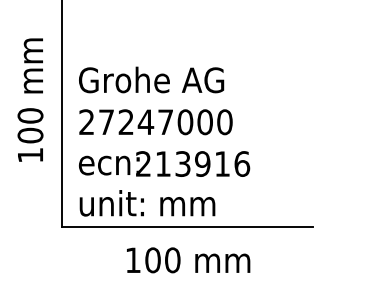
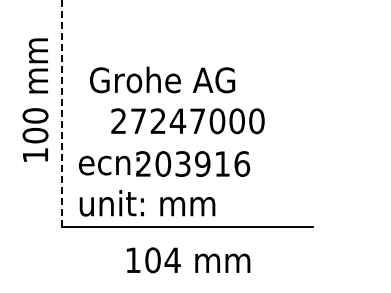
text position: (151, 79) -> (162, 79) (162, 79)
text position: (30, 99) -> (35, 99) (35, 99)
line: solid -> dashed (62, 113)
text position: (155, 122) -> (187, 121) (187, 121)
text: 213916 -> 203916 (163, 163)
text: 100 -> 104 (172, 260)
